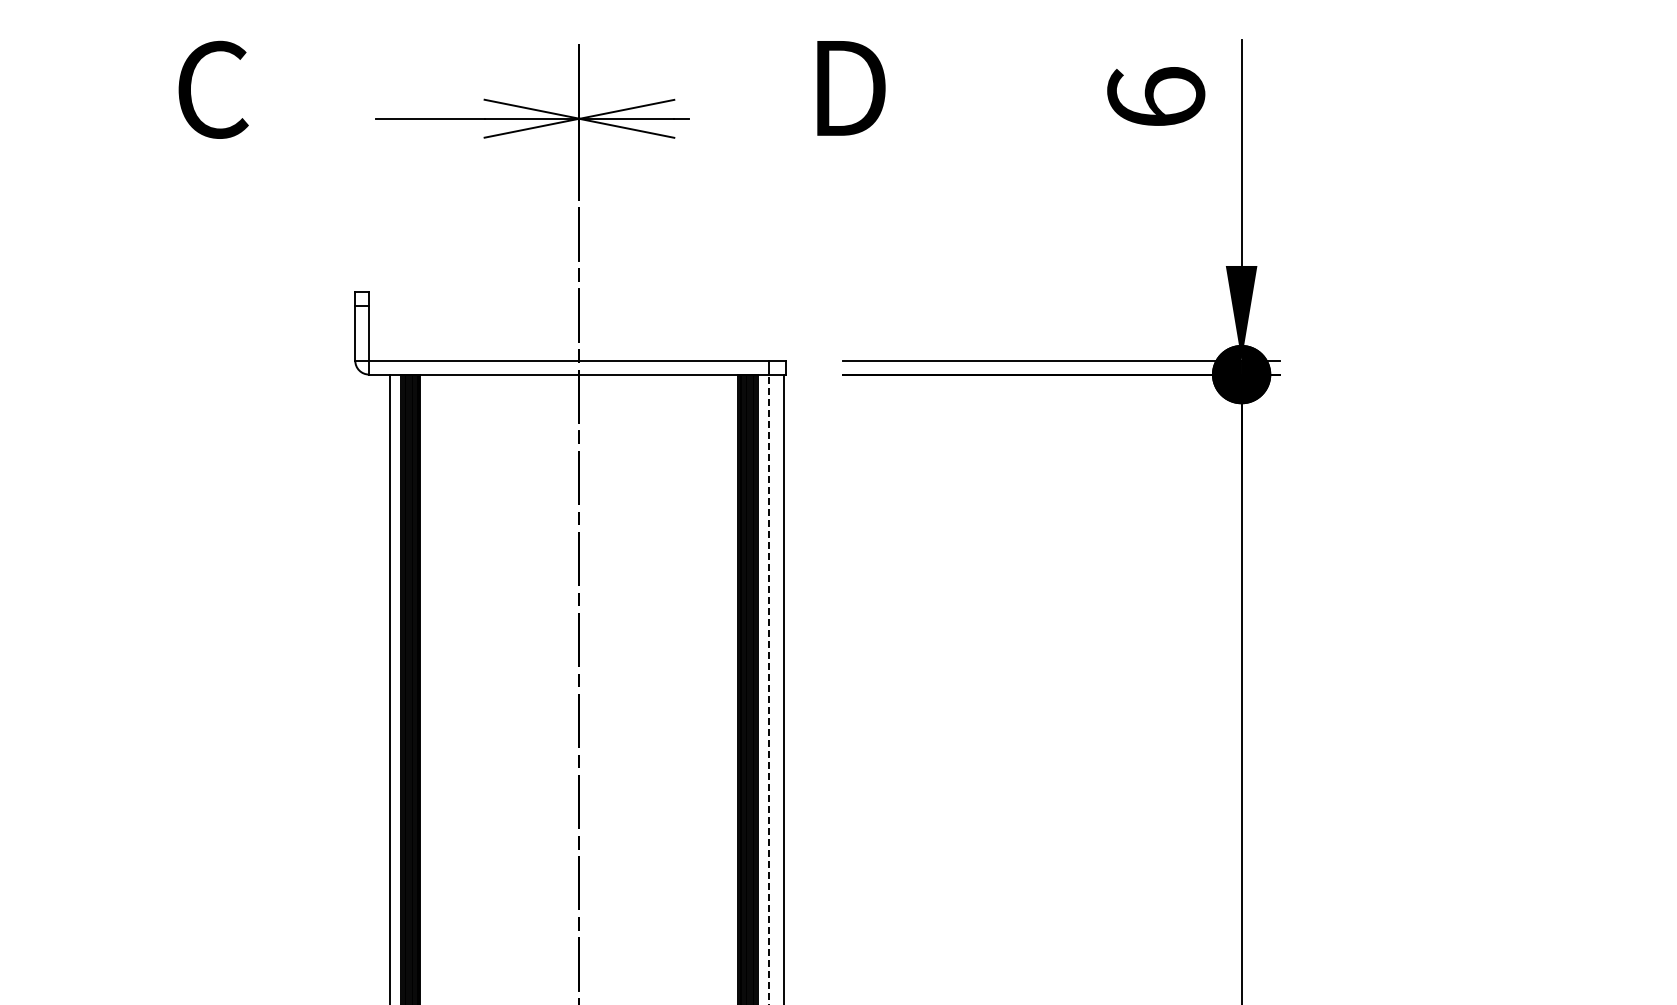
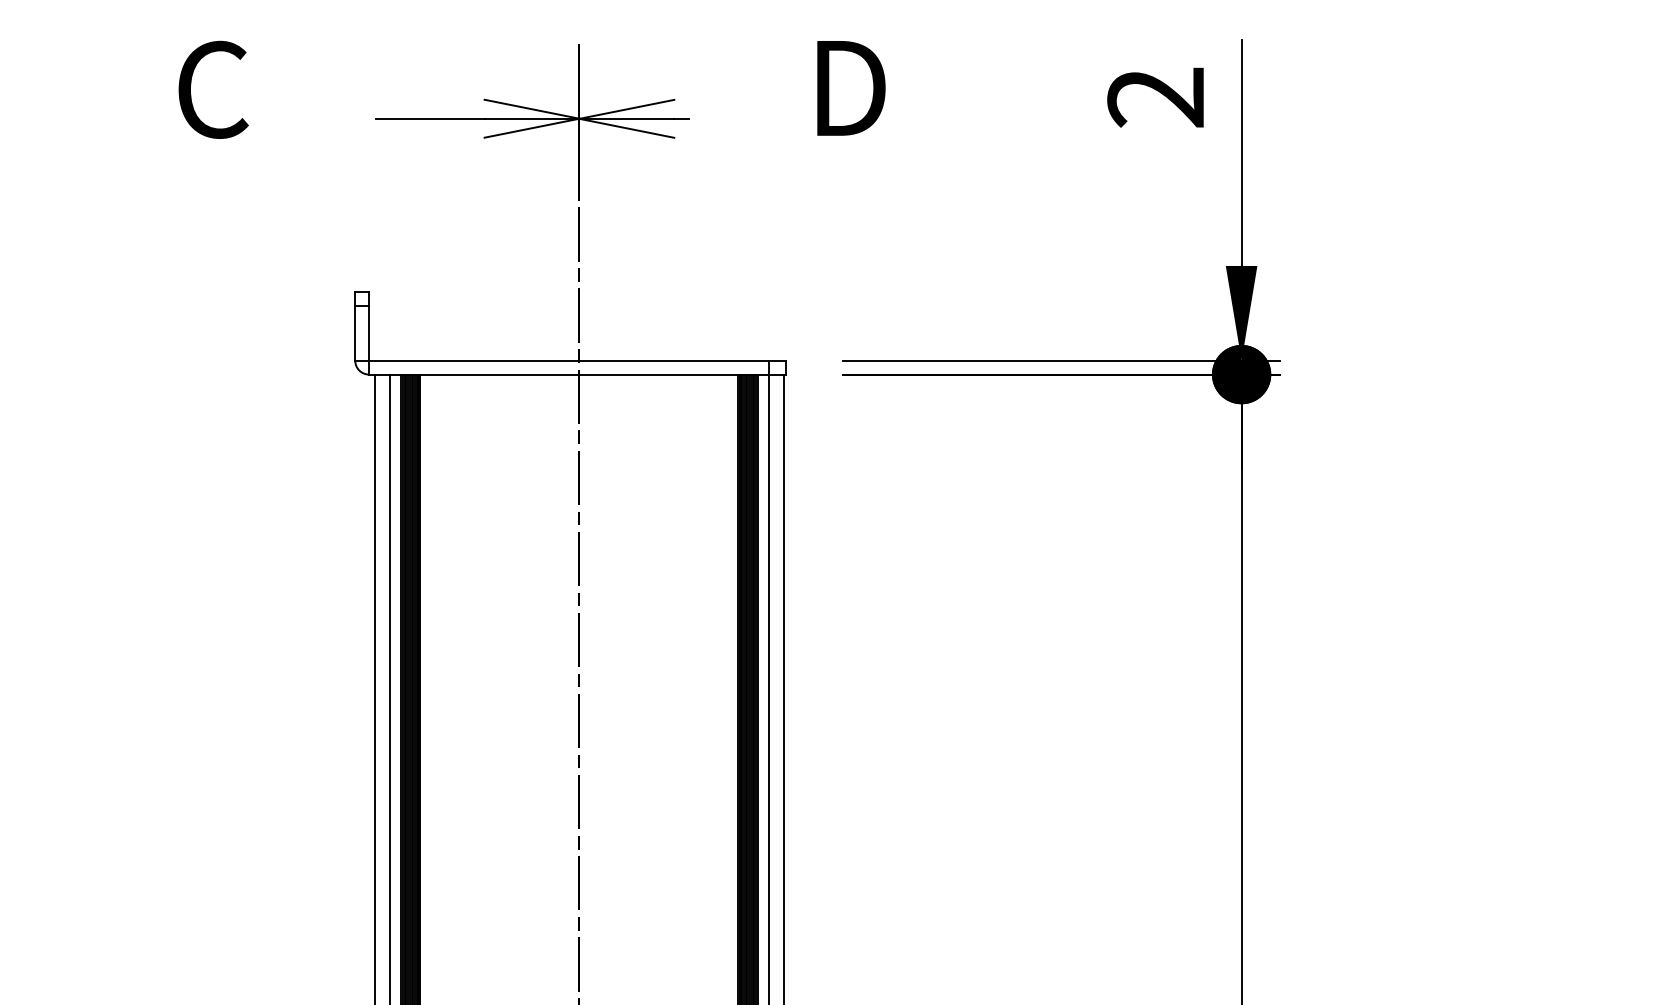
text: 6 -> 2 (1156, 97)
line: none -> present (374, 687)
line: dashed -> solid (769, 688)
